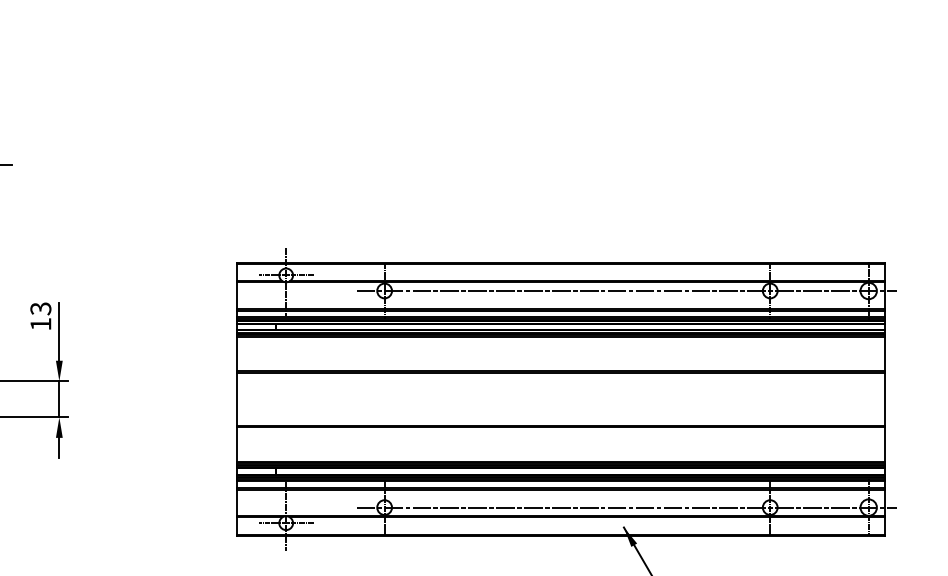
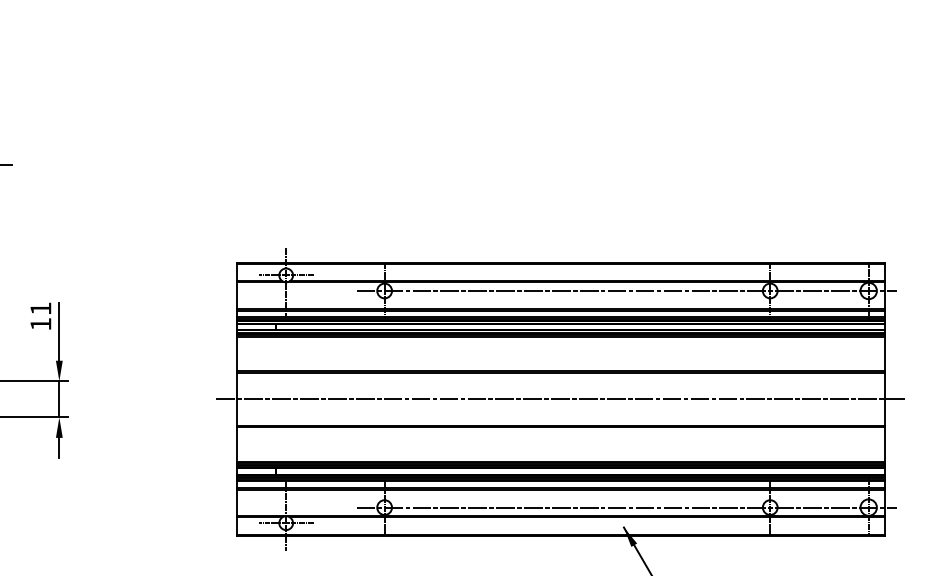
text: 13 -> 11 (40, 308)
line: none -> present (560, 399)
